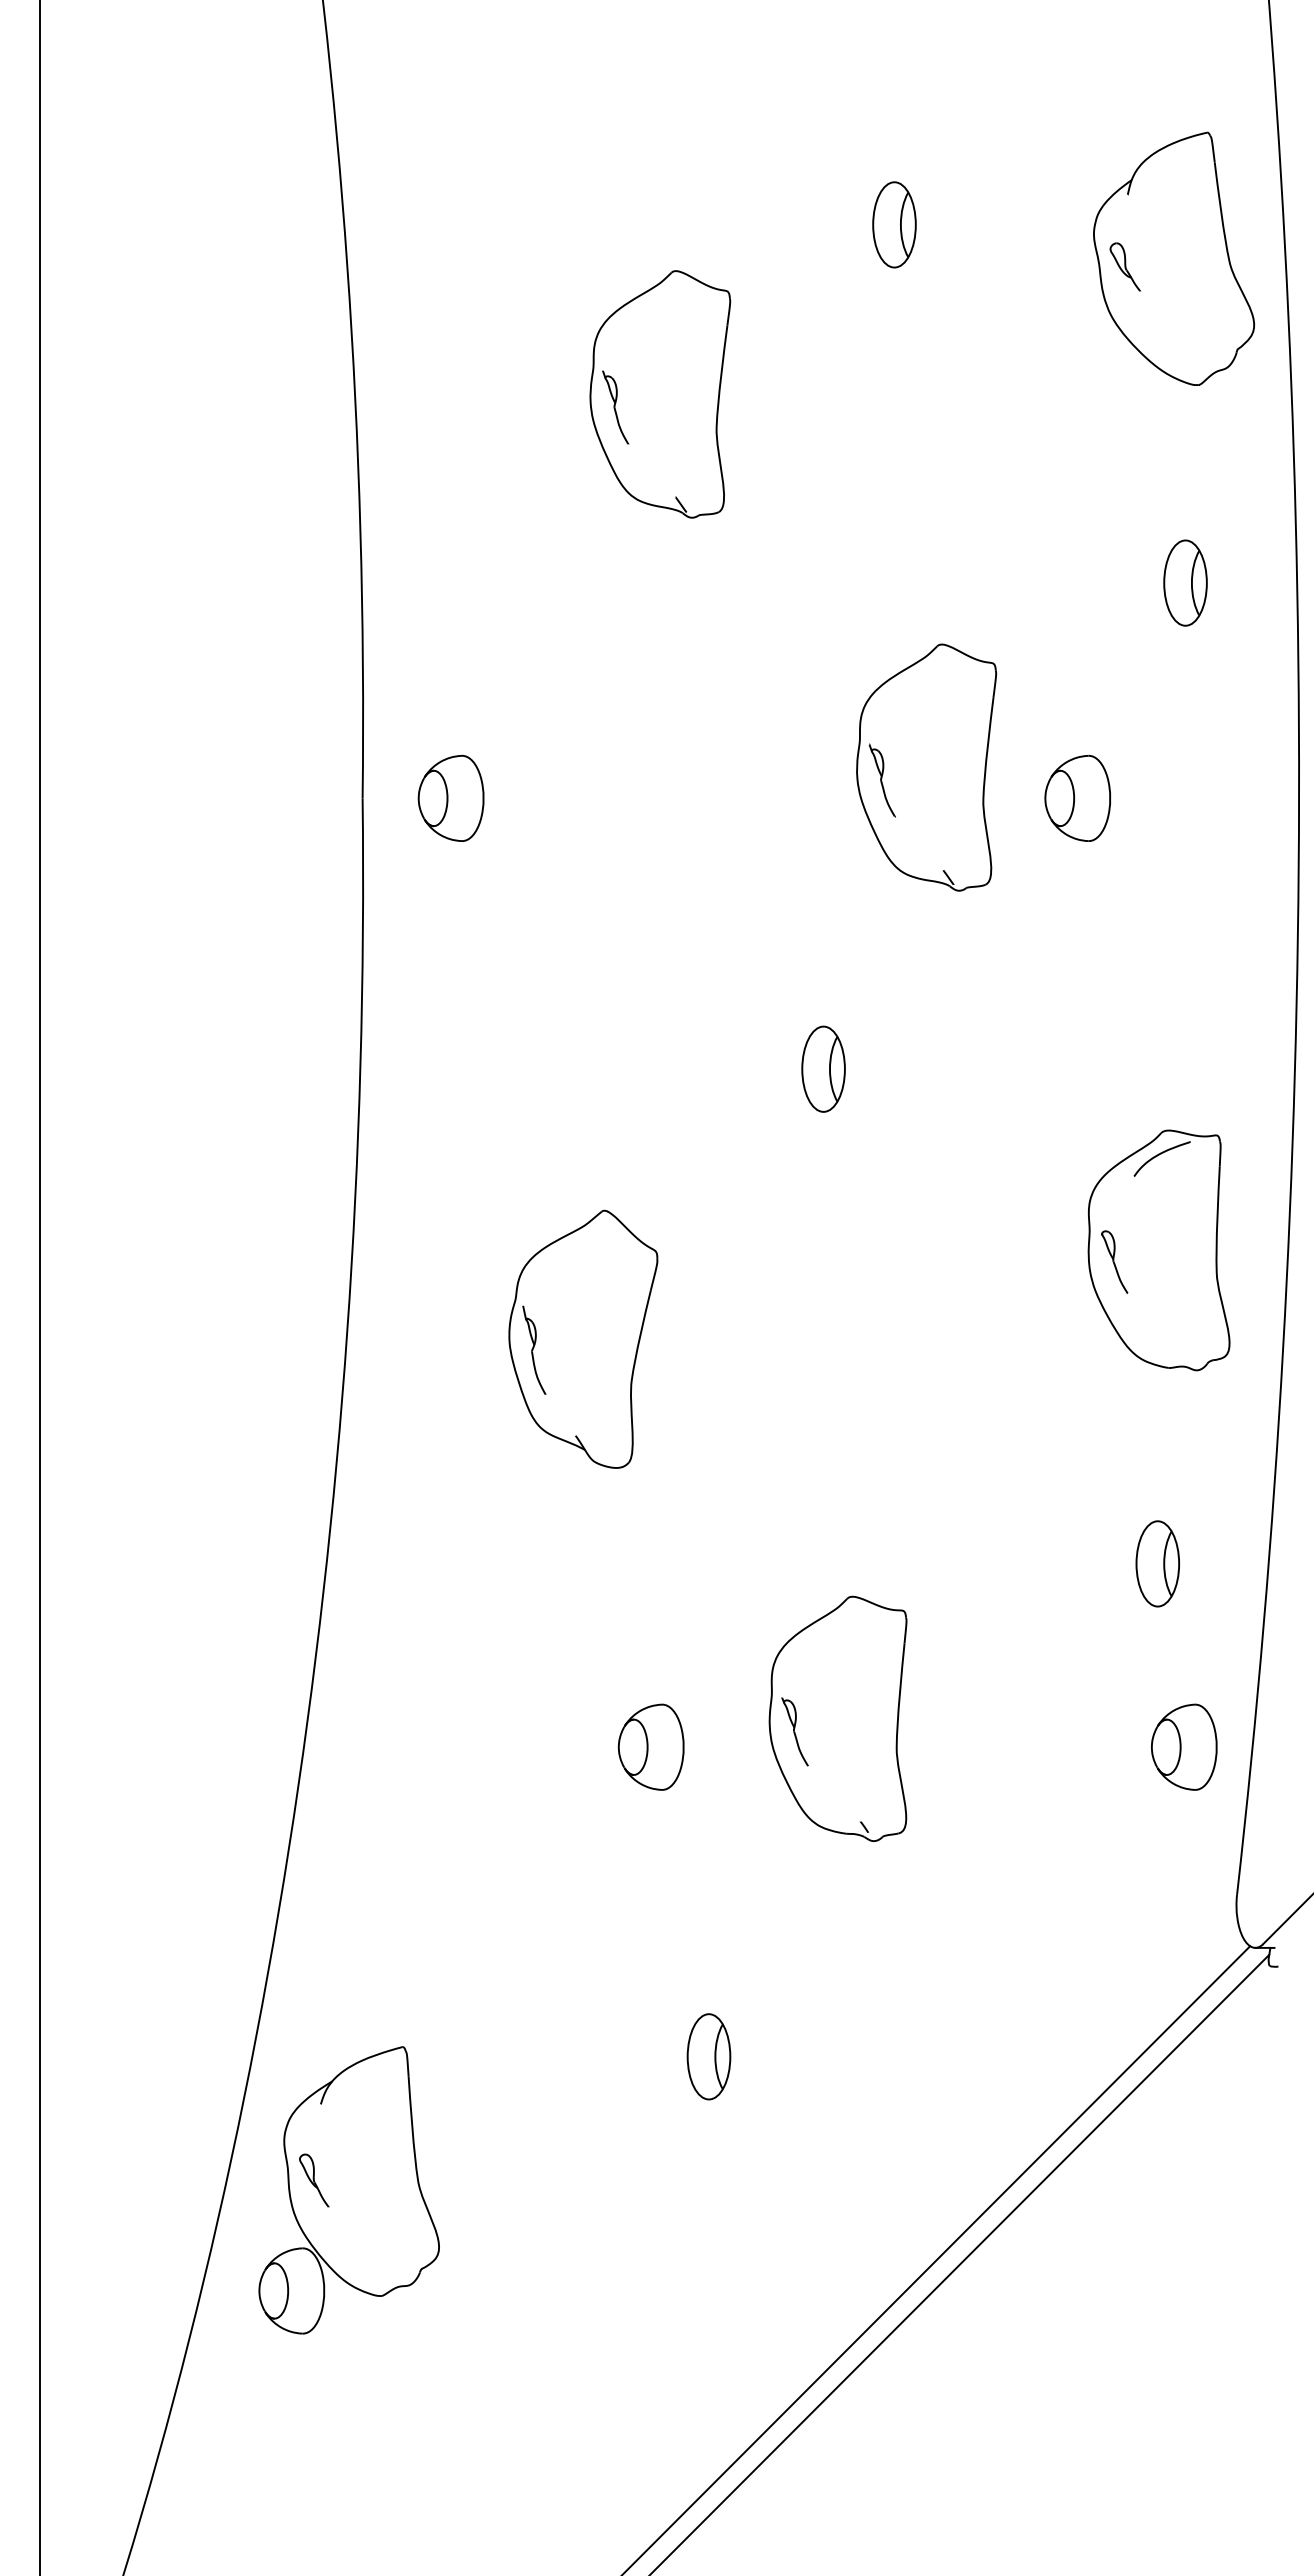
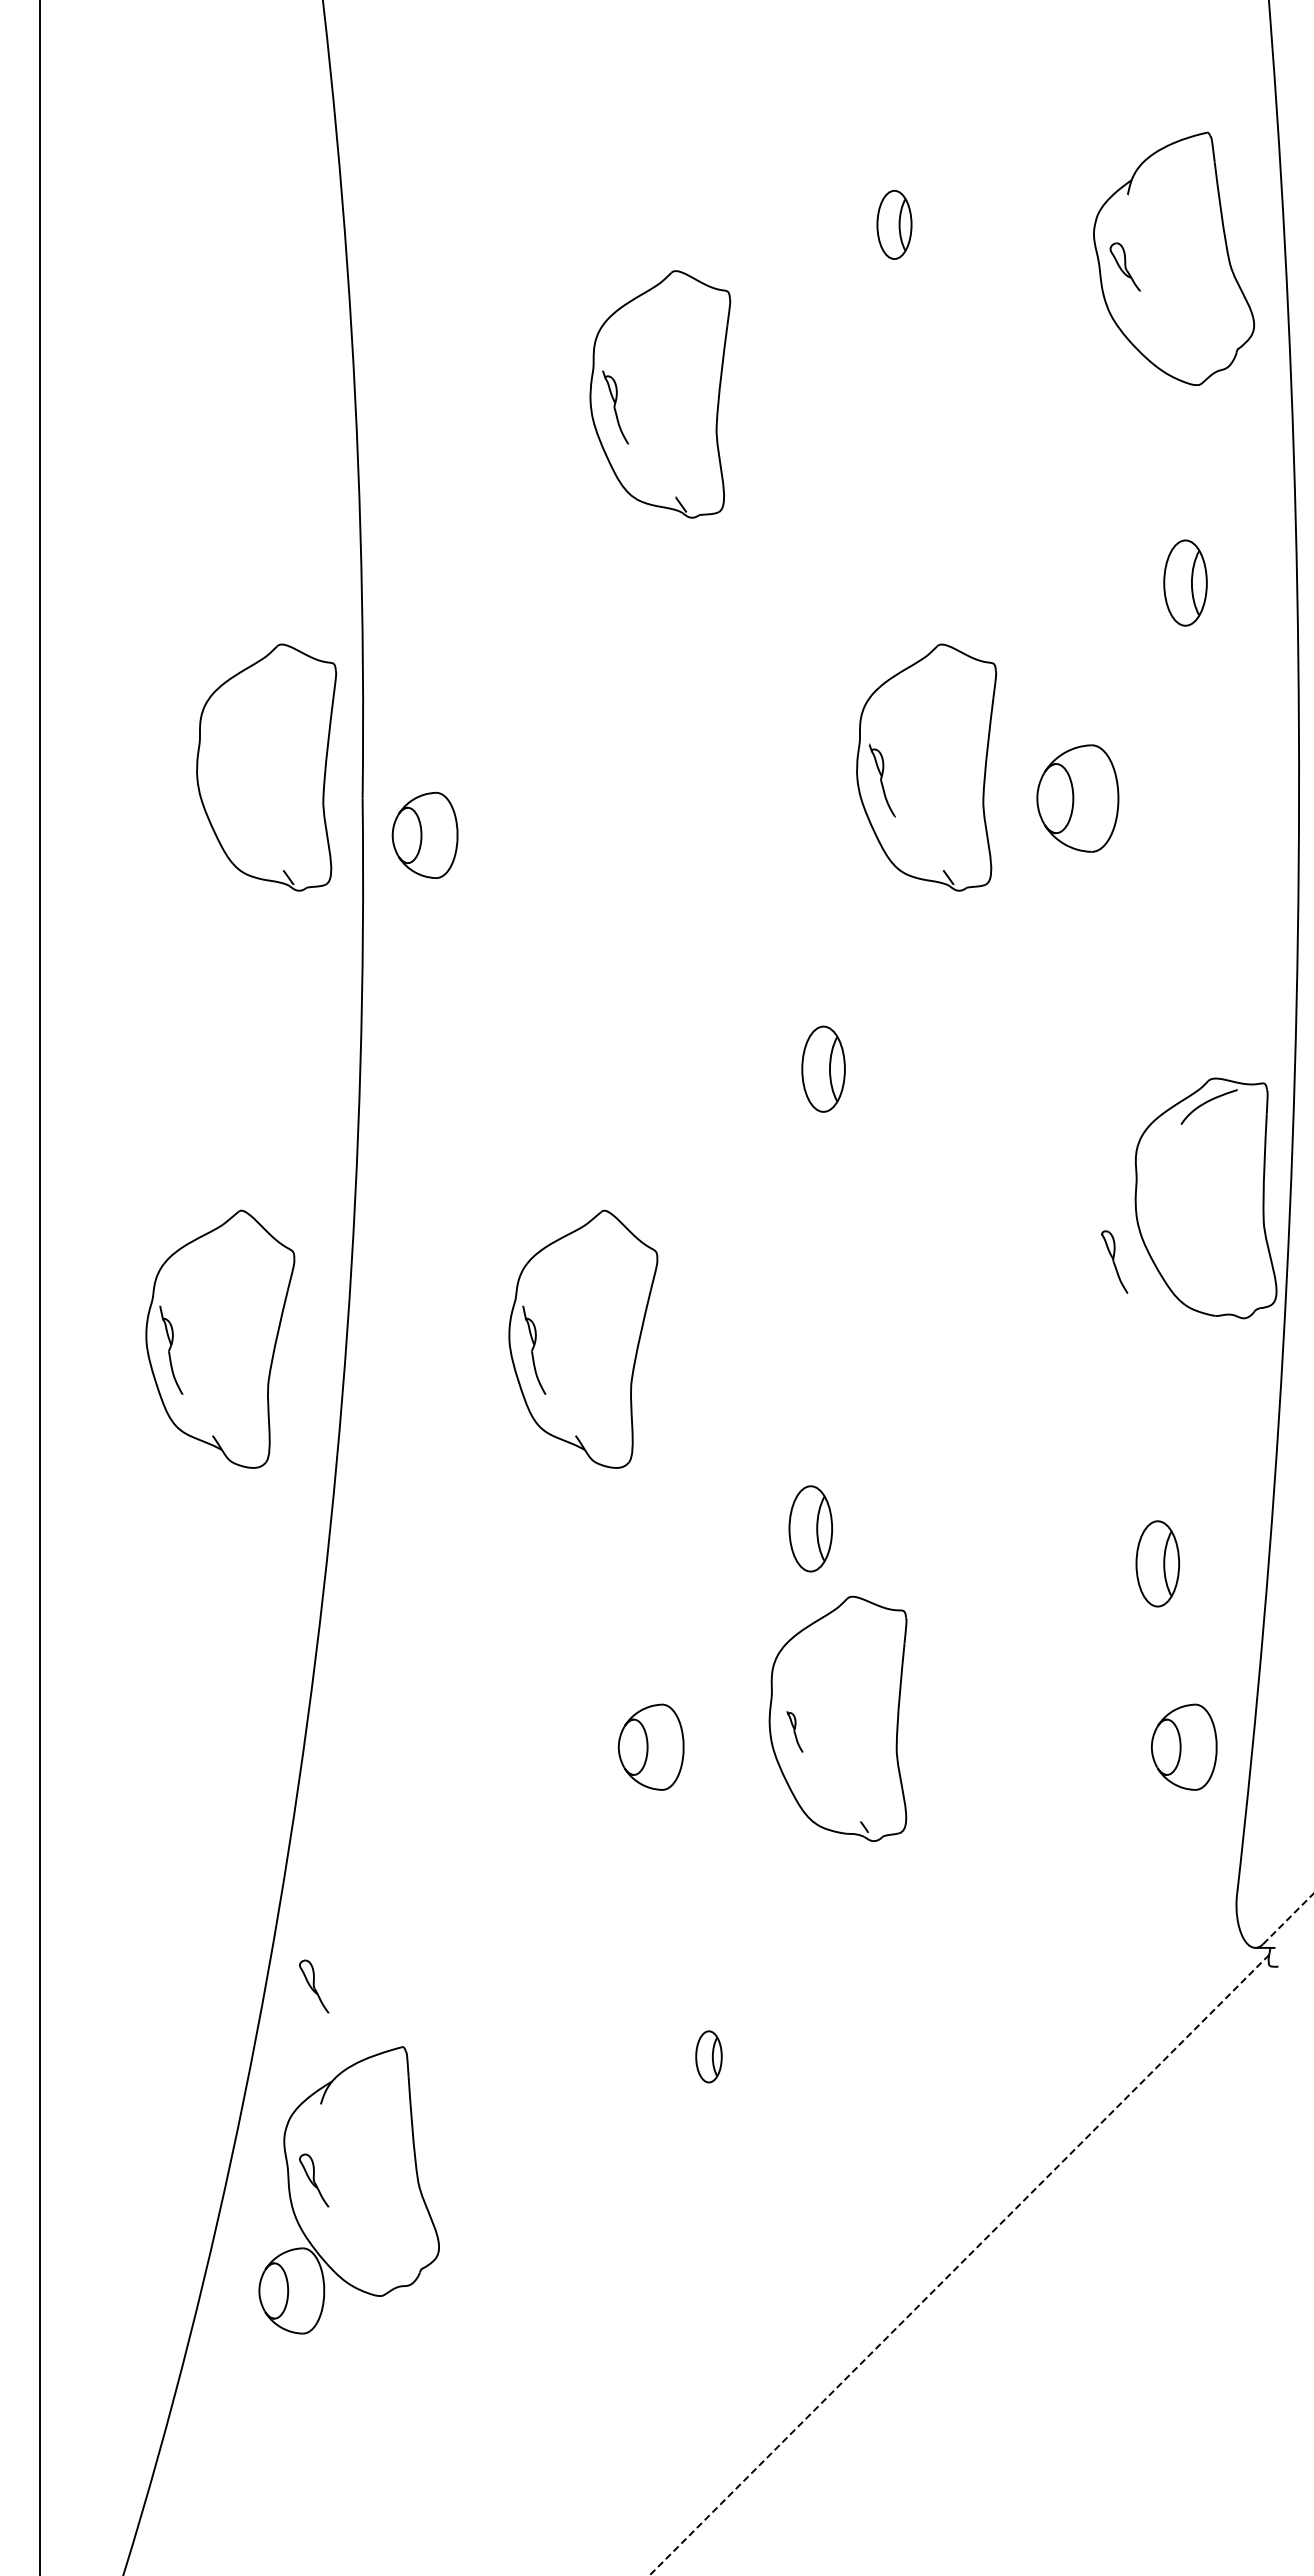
part size: 45x88 px -> 37x70 px (894, 224)
part: none -> present (266, 767)
part position: (450, 797) -> (424, 834) (424, 834)
part size: 67x88 px -> 84x109 px (1077, 798)
part position: (1158, 1250) -> (1205, 1198) (1205, 1198)
part: none -> present (220, 1338)
part: none -> present (810, 1528)
part size: 28x70 px -> 18x42 px (794, 1731)
line: solid -> dashed (1288, 1918)
part: none -> present (314, 1986)
part size: 46x88 px -> 28x54 px (708, 2056)
line: present -> none (937, 2259)
line: solid -> dashed (959, 2265)
